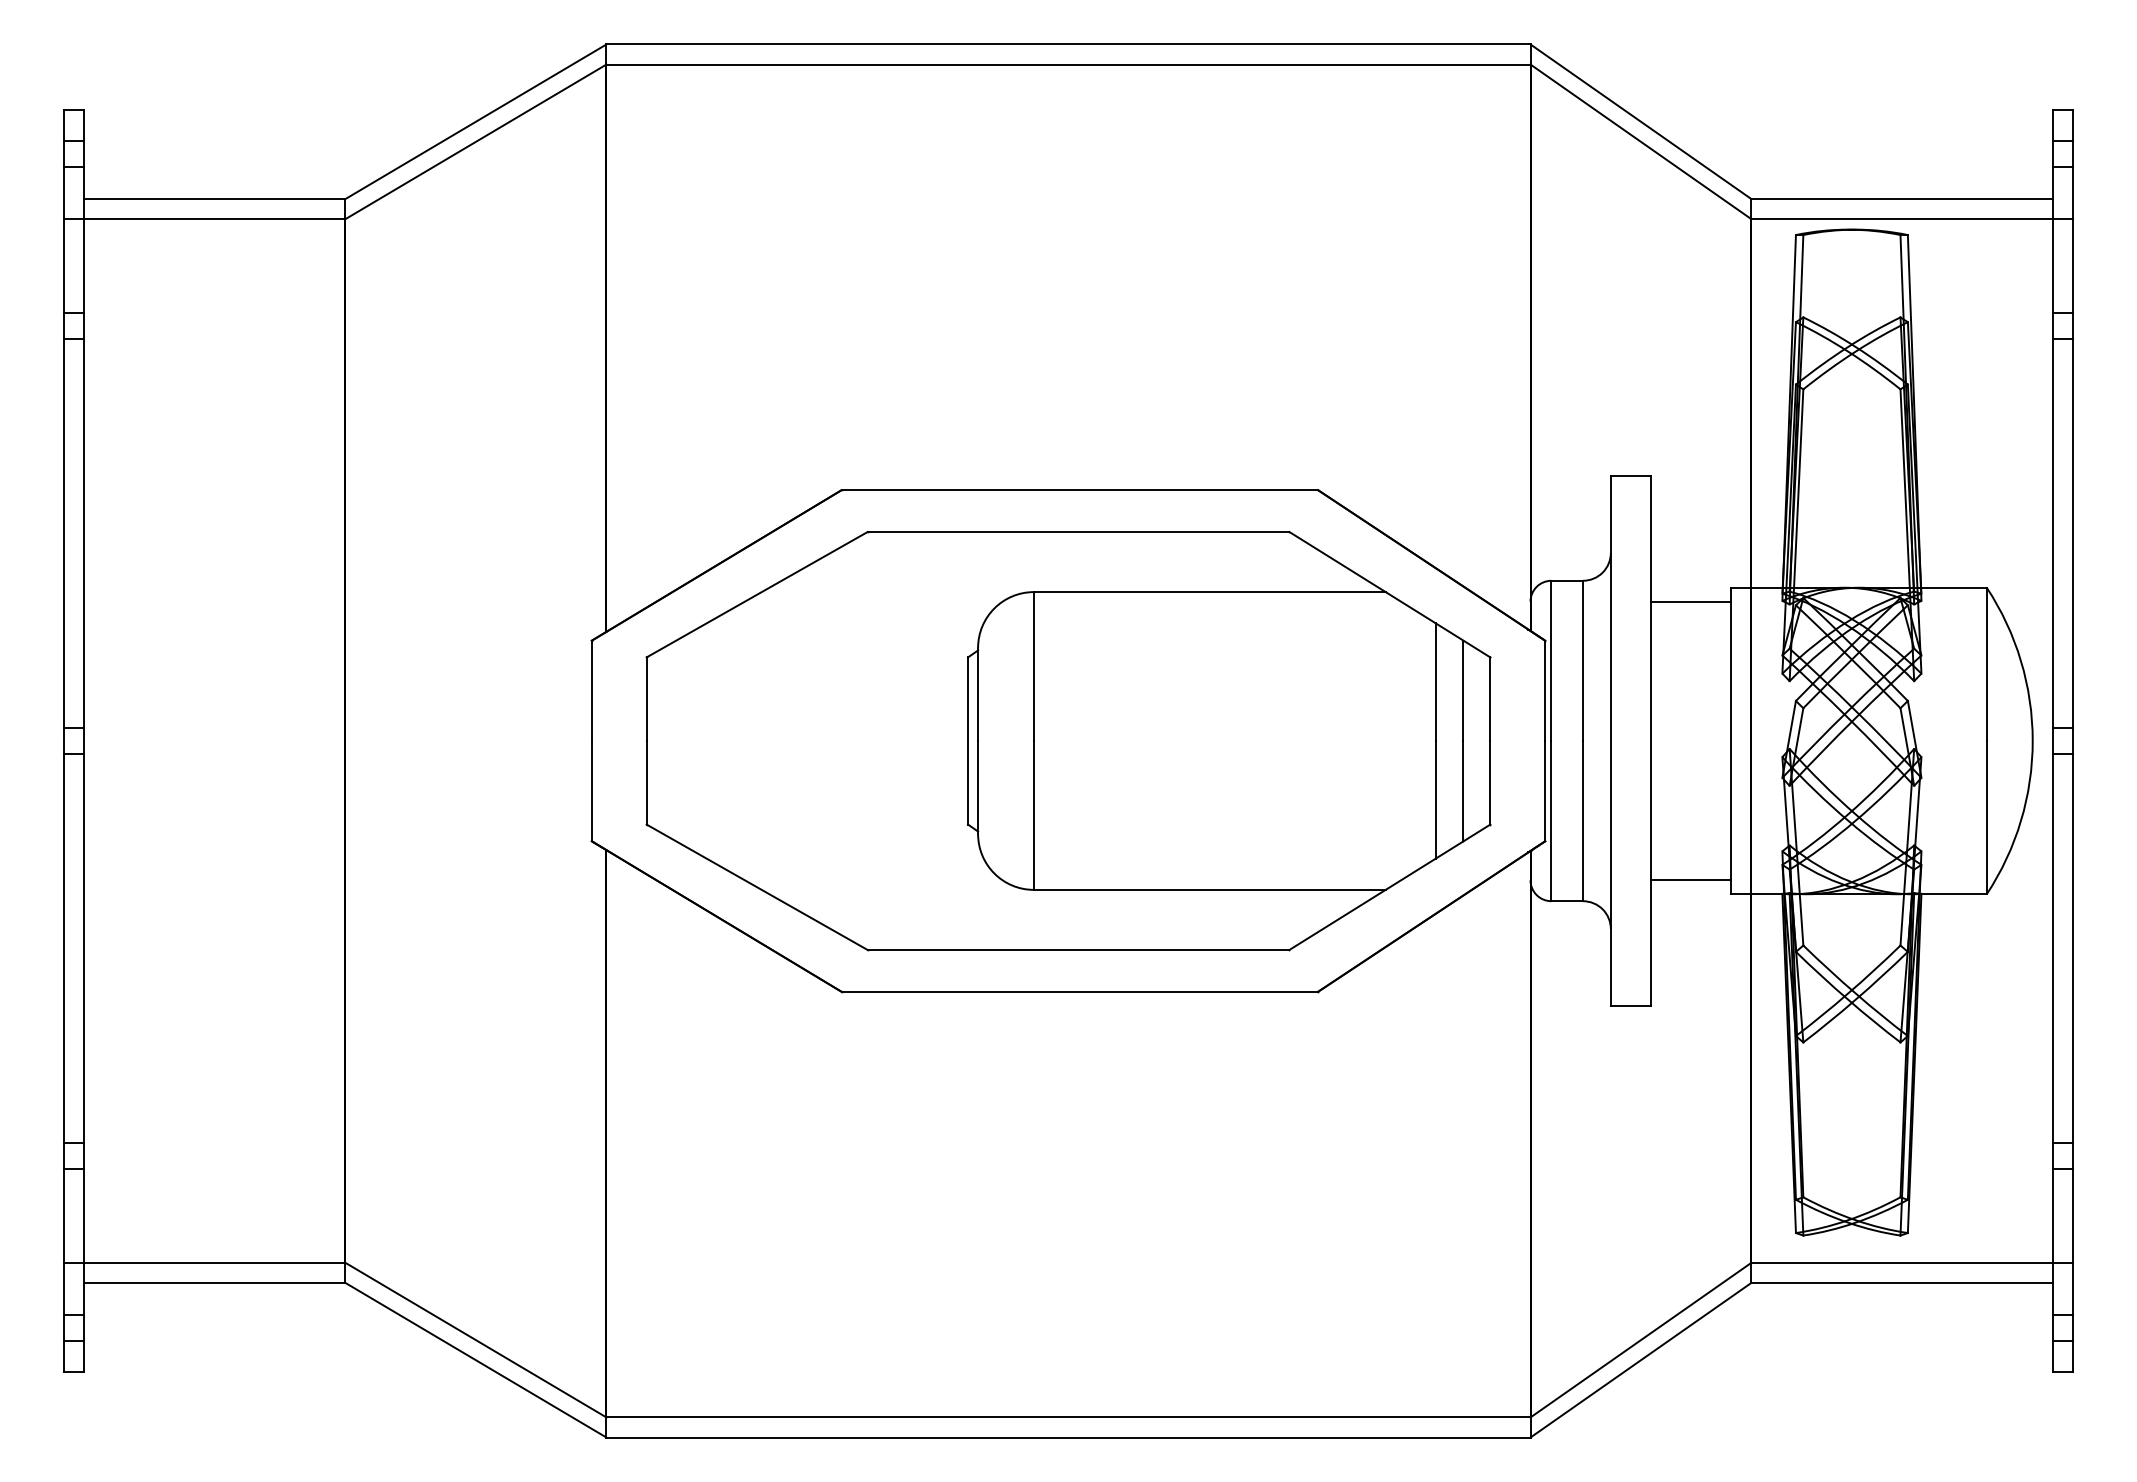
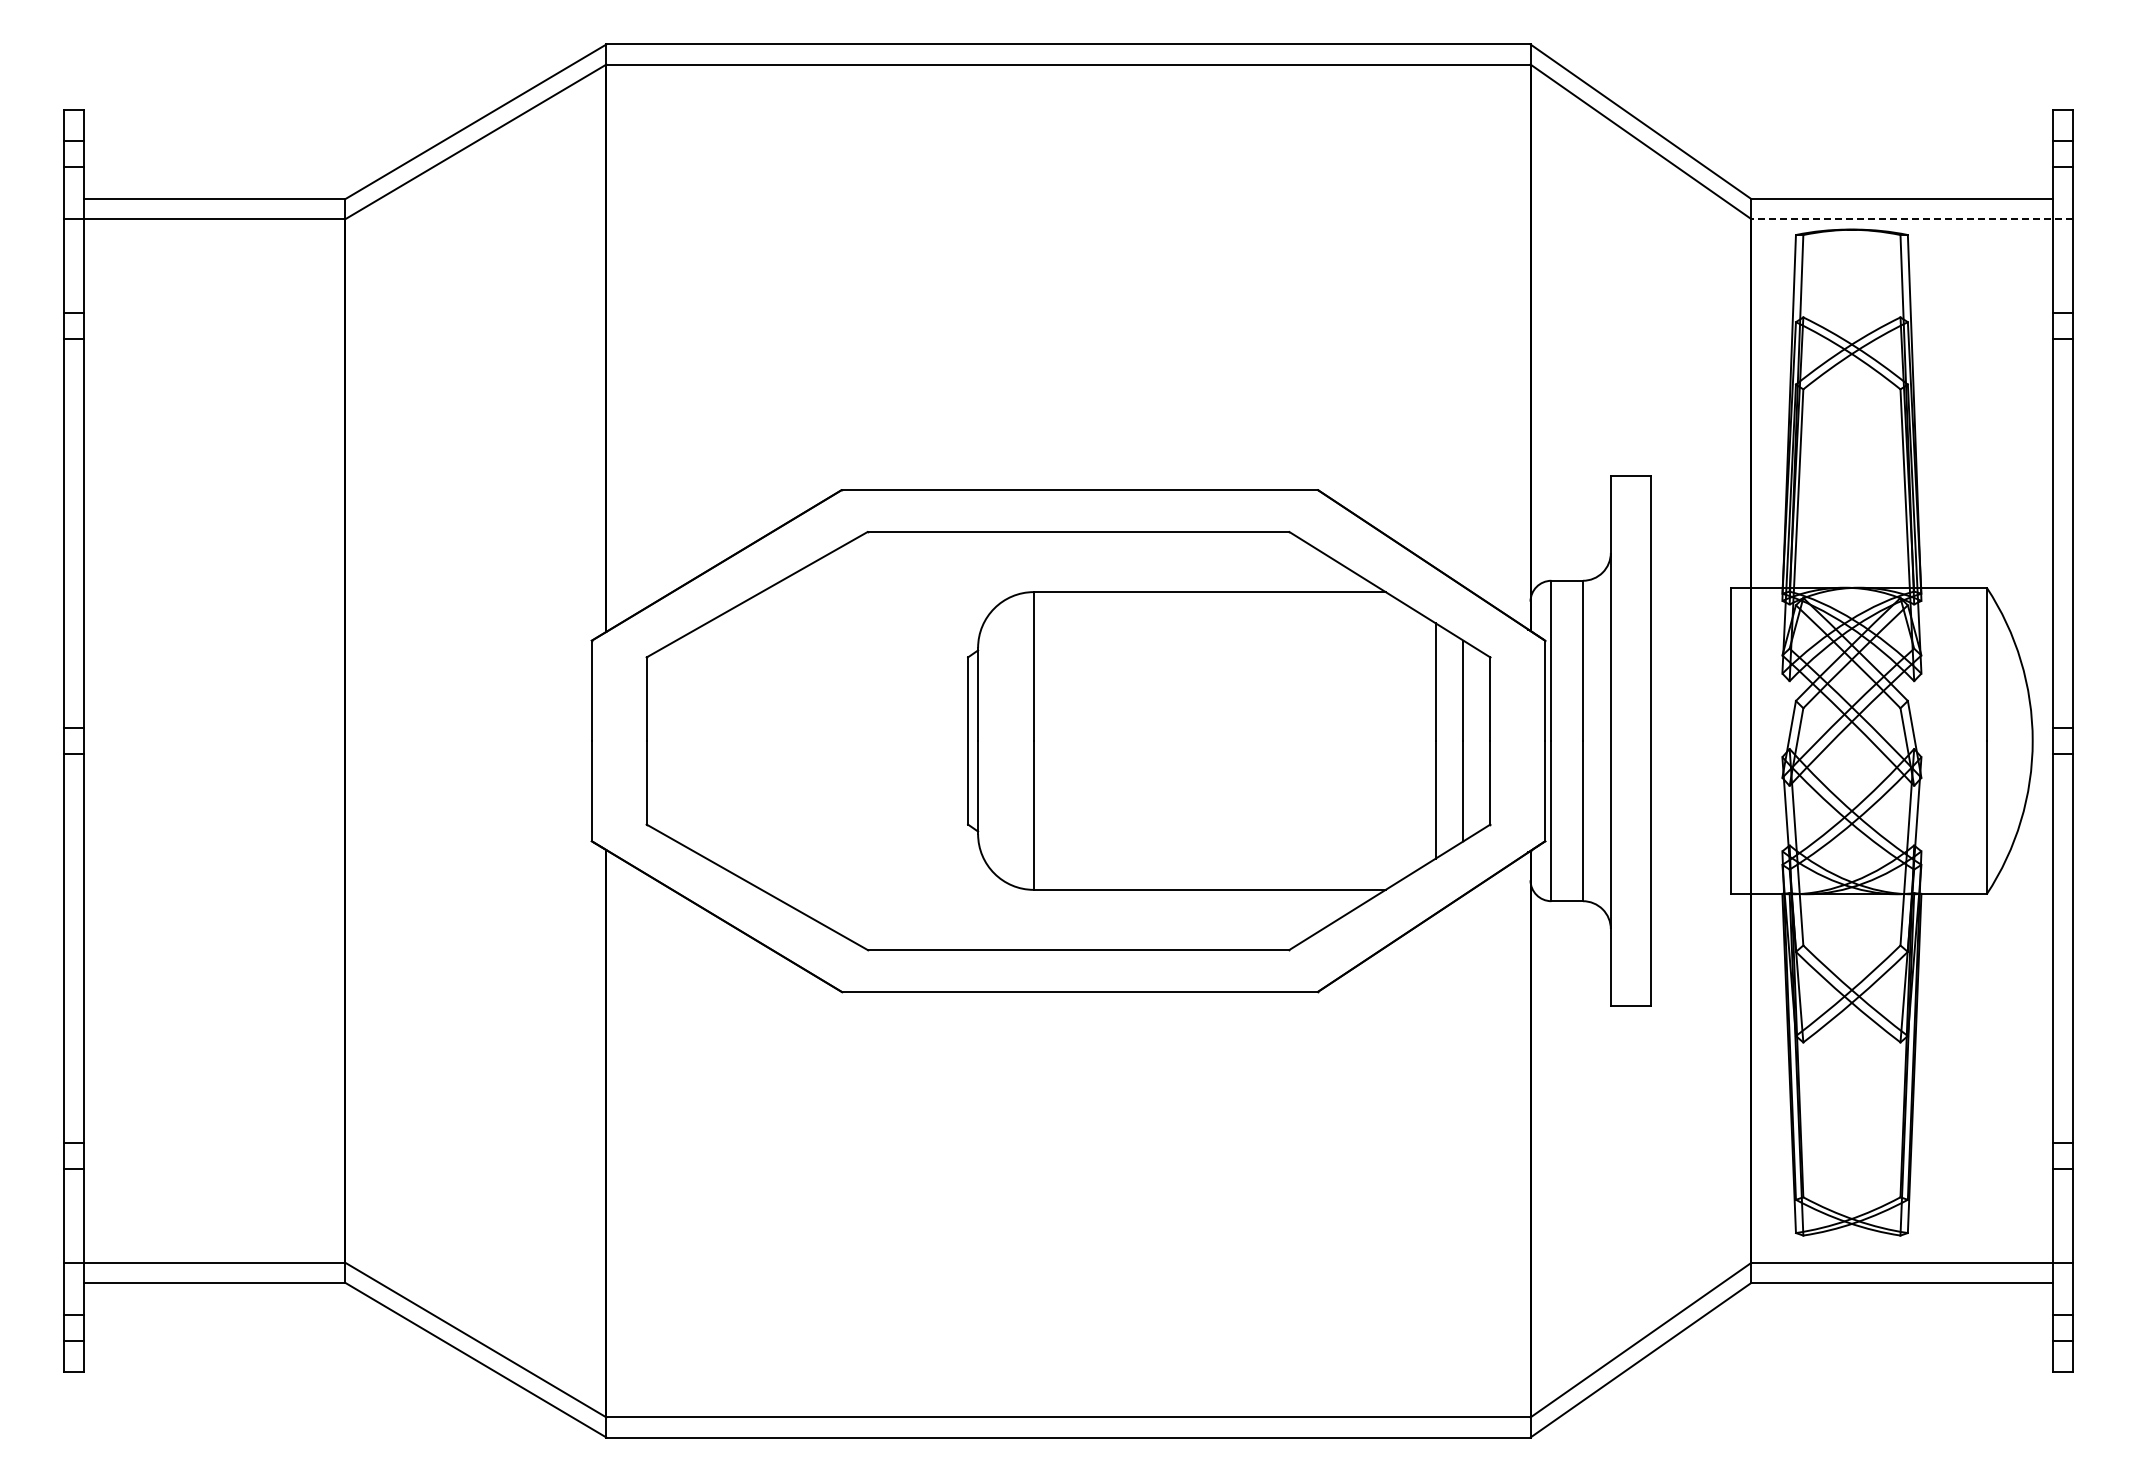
line: solid -> dashed (1912, 219)
line: present -> none (1691, 601)
line: present -> none (1691, 880)
